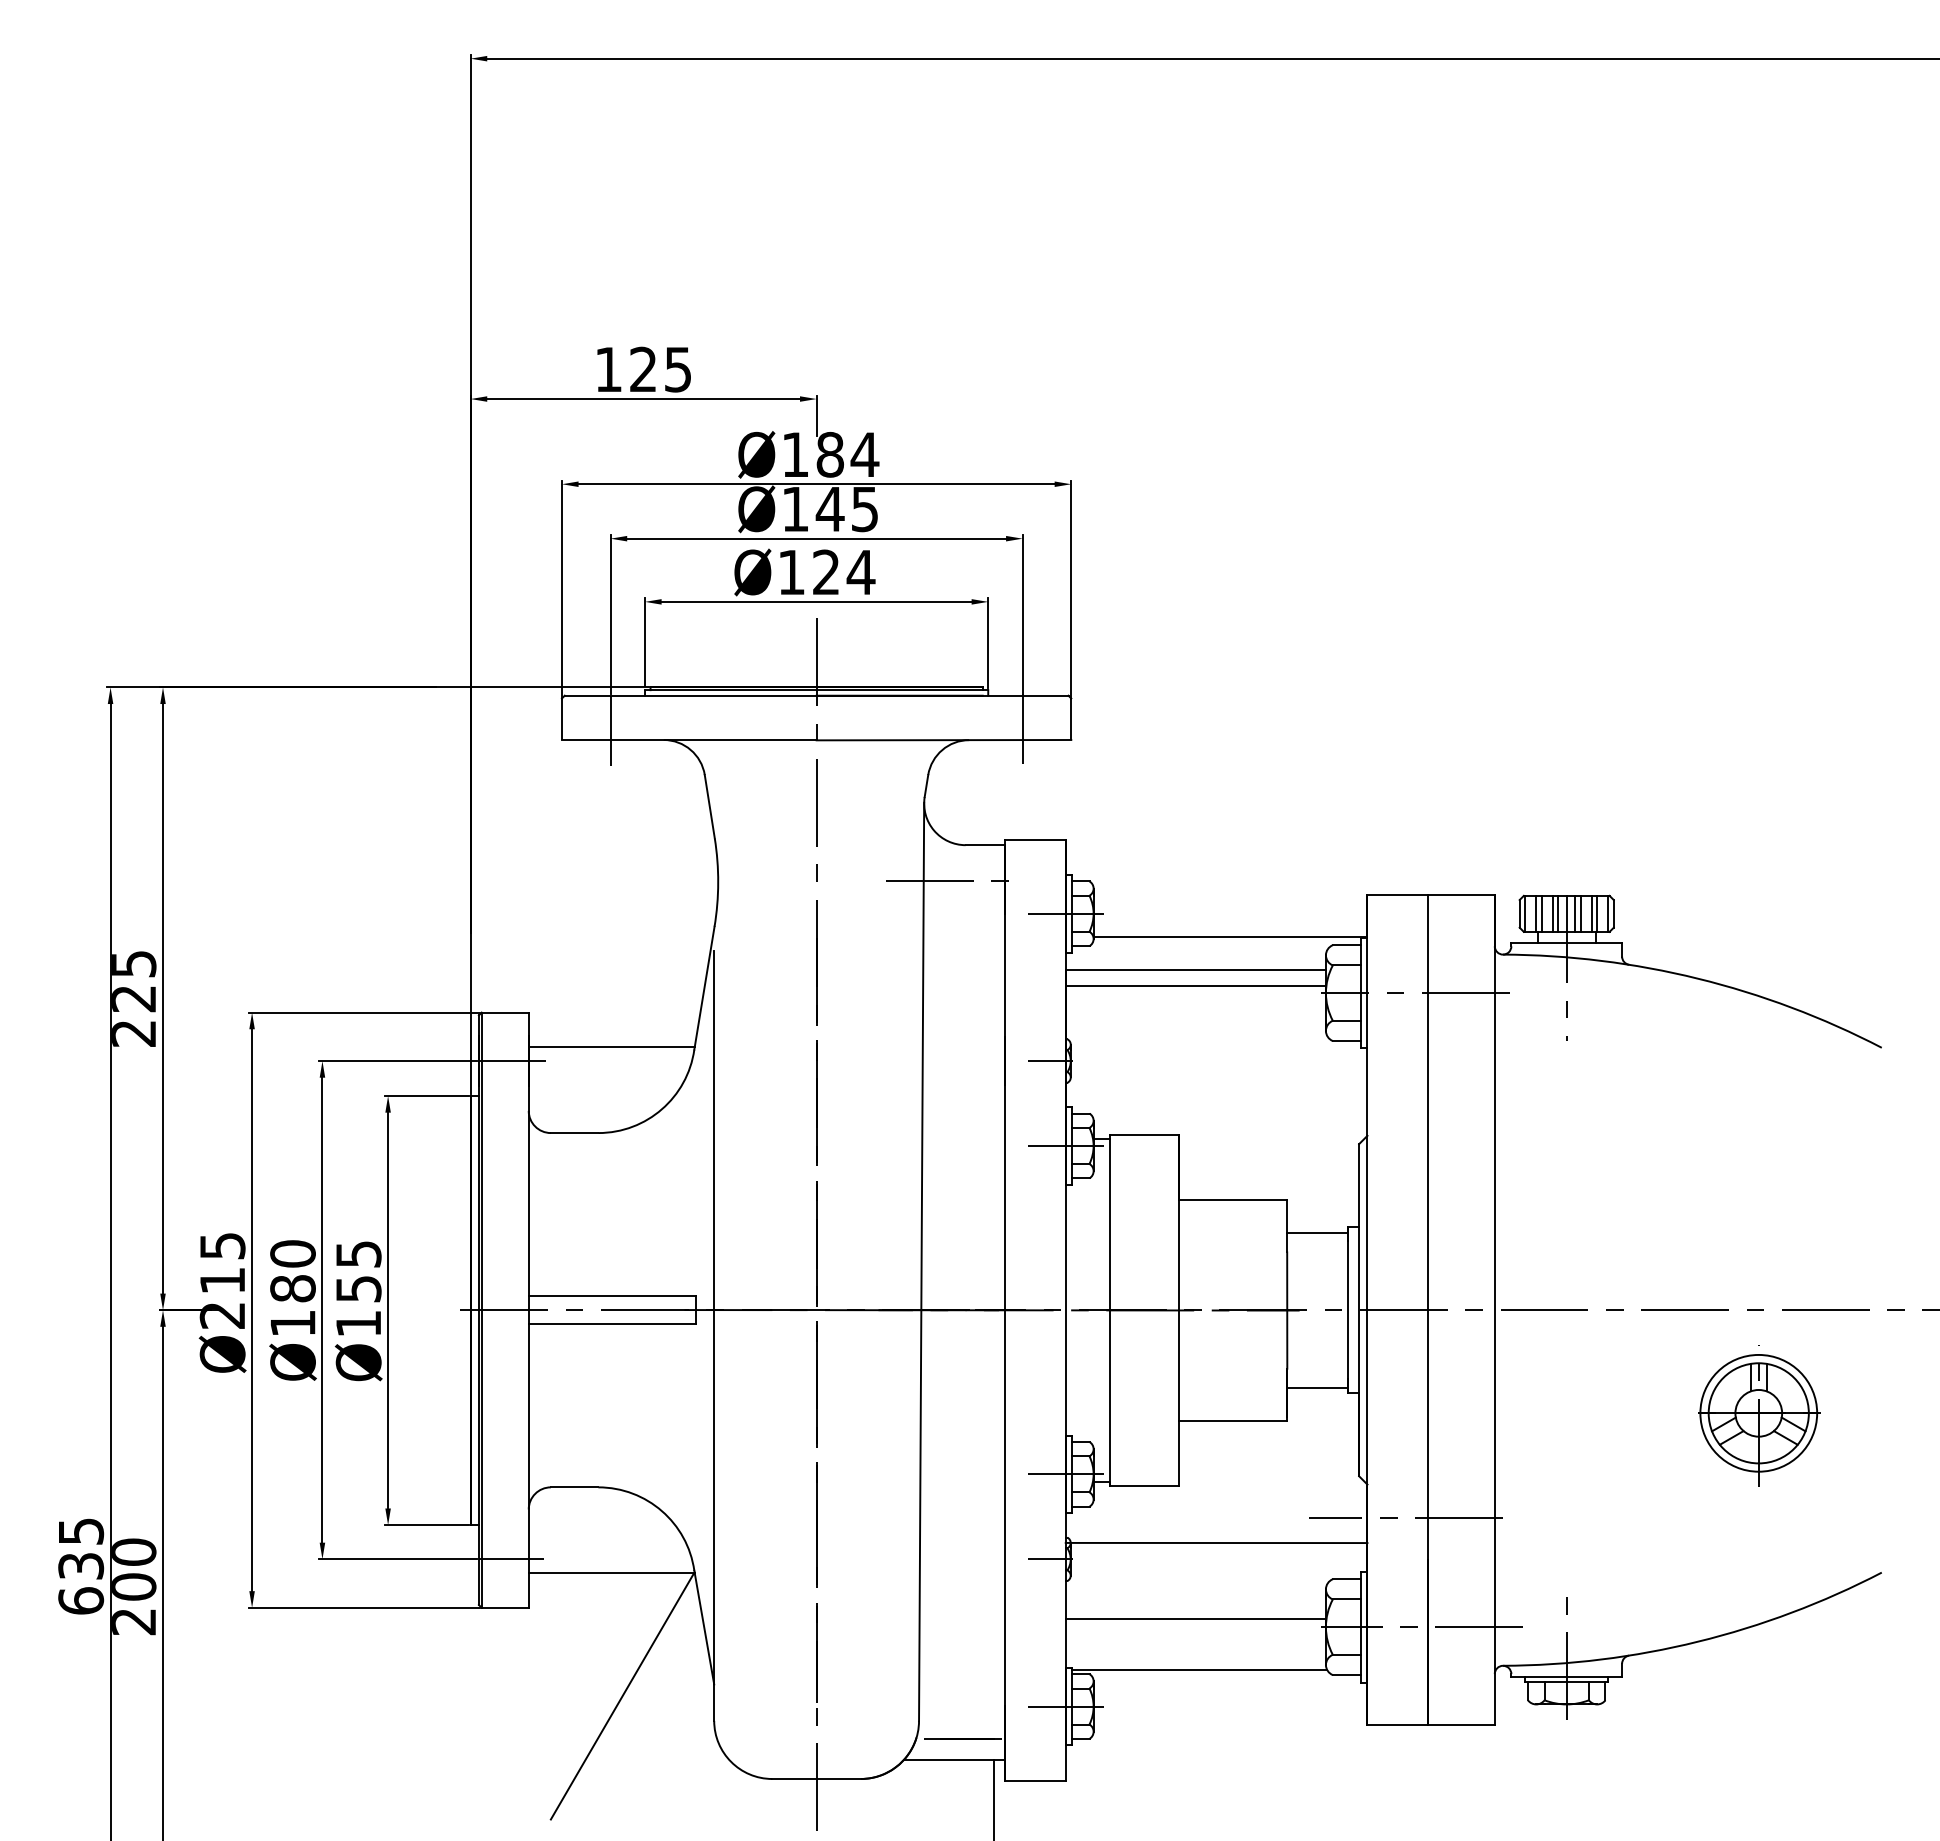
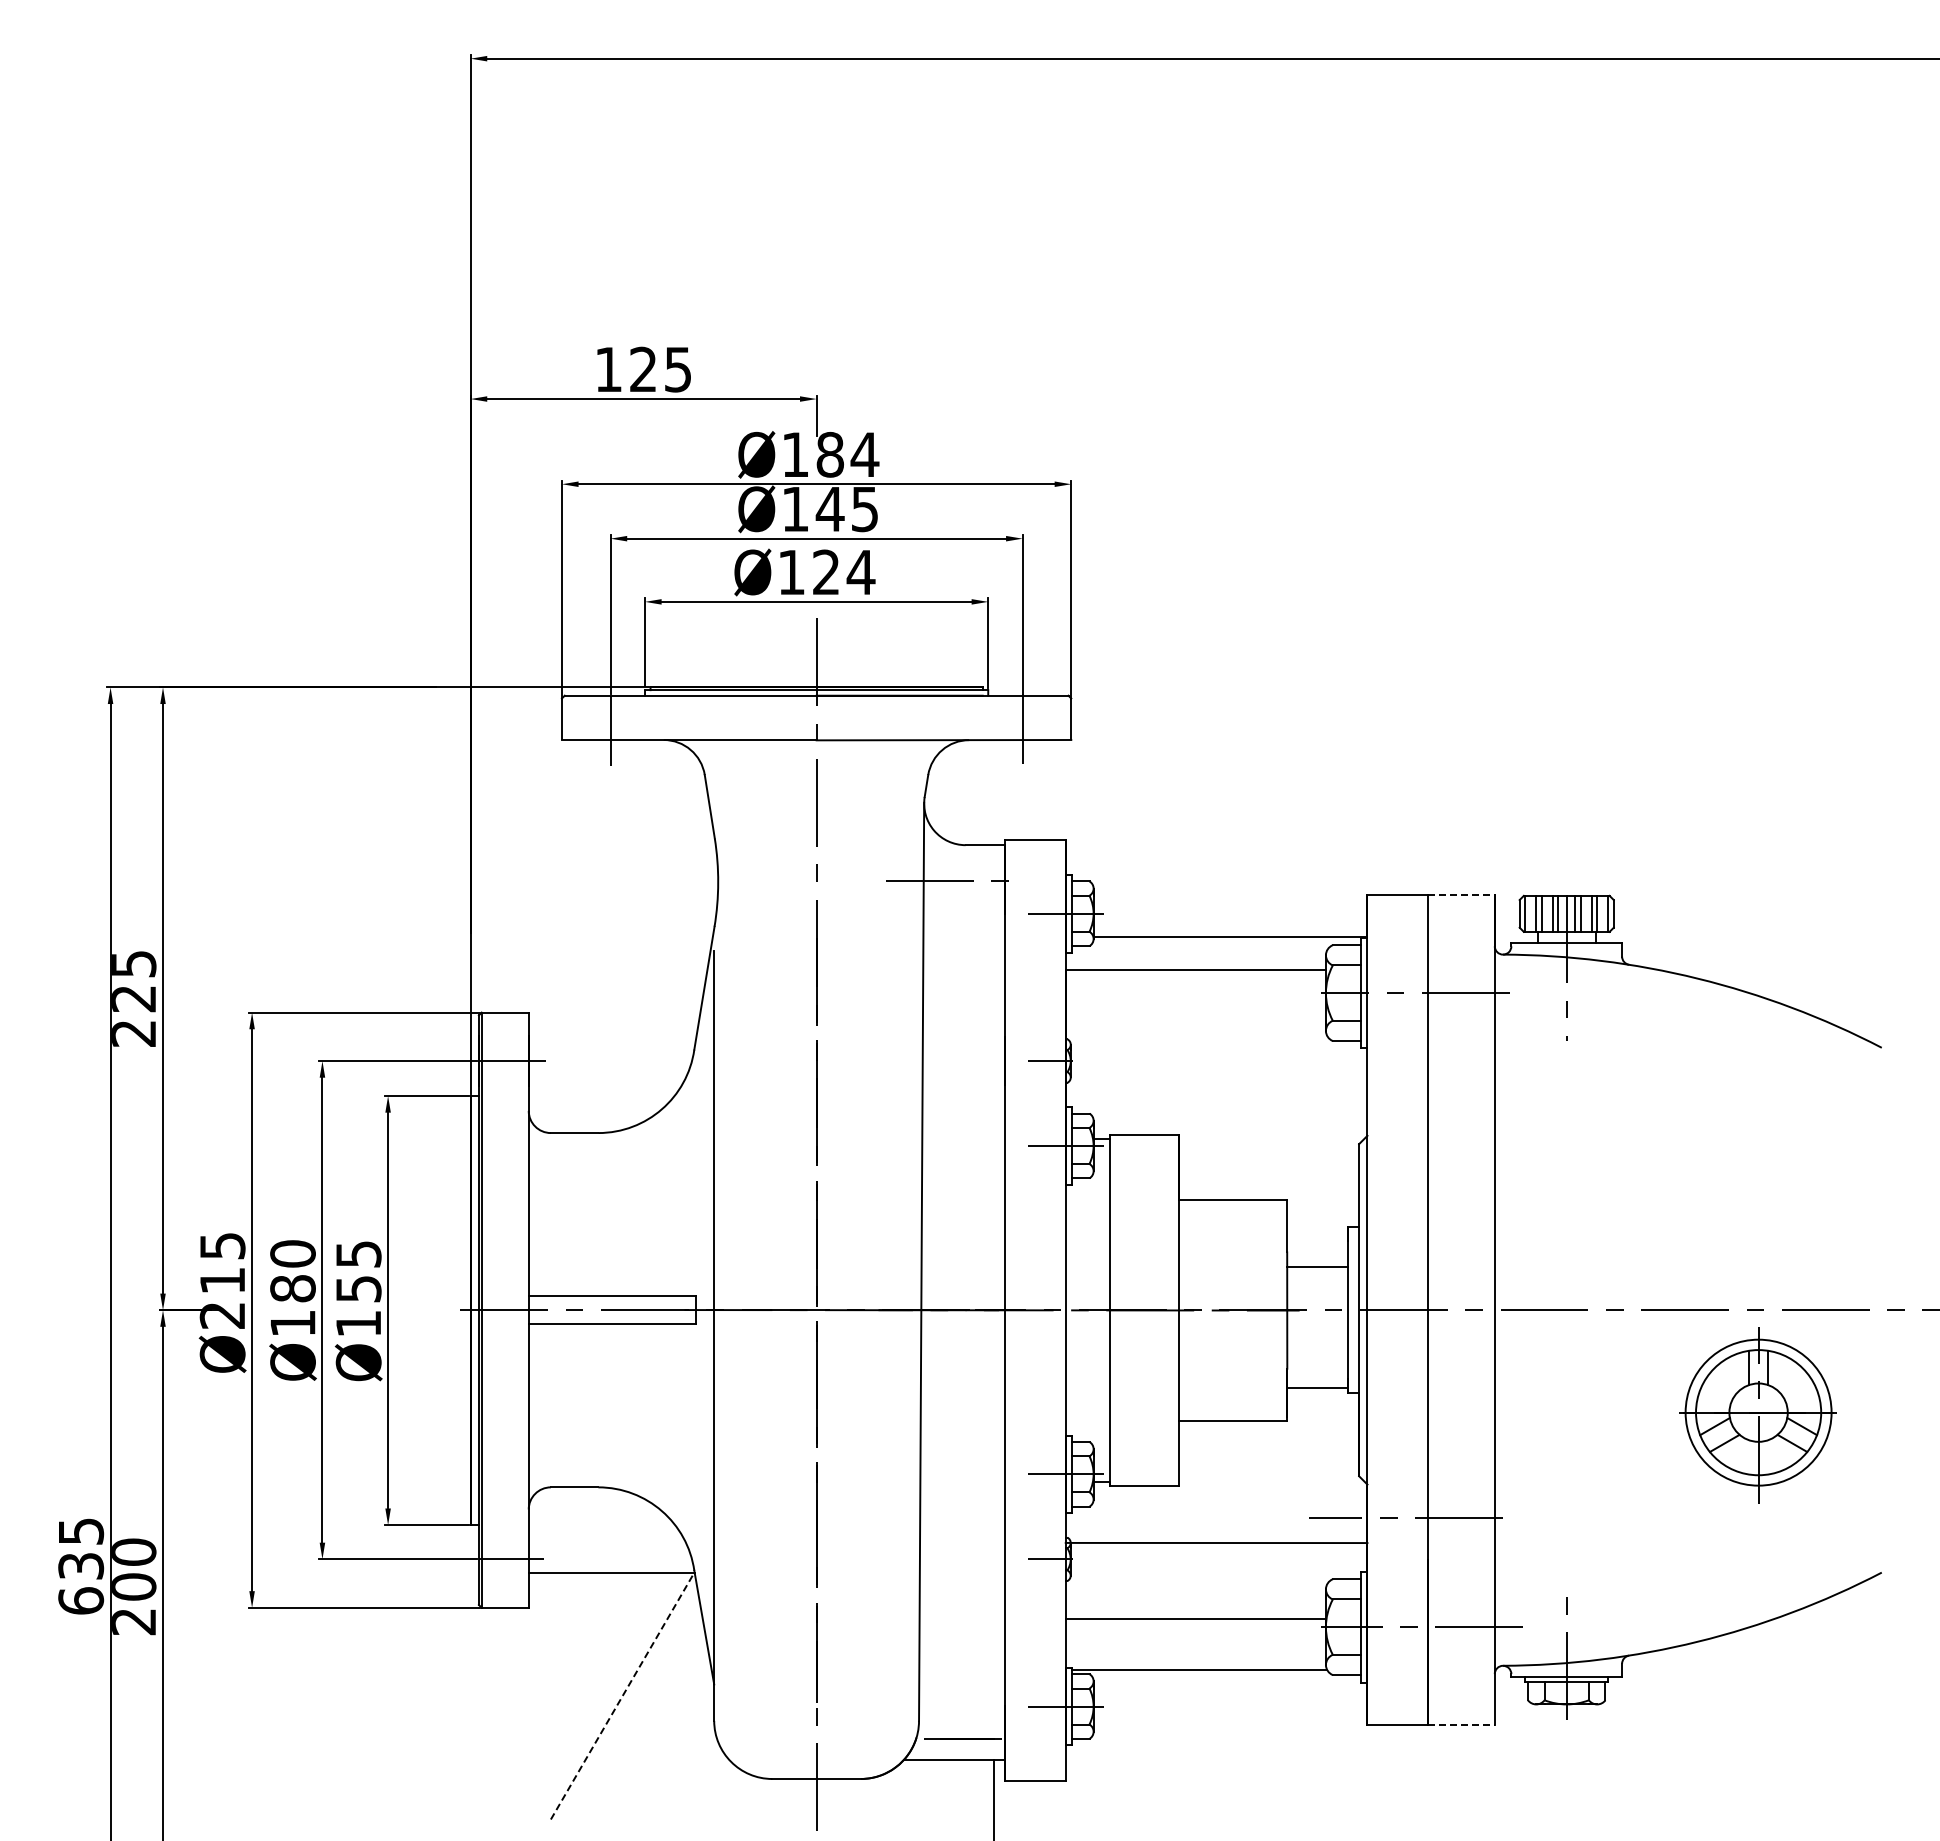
line: solid -> dashed (1462, 895)
line: present -> none (1195, 986)
line: present -> none (611, 1047)
line position: (1317, 1232) -> (1317, 1266) (1317, 1266)
part size: 123x142 px -> 158x177 px (1757, 1415)
line: solid -> dashed (622, 1695)
line: solid -> dashed (1462, 1725)
